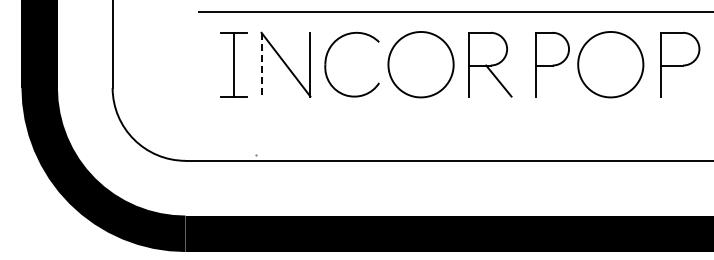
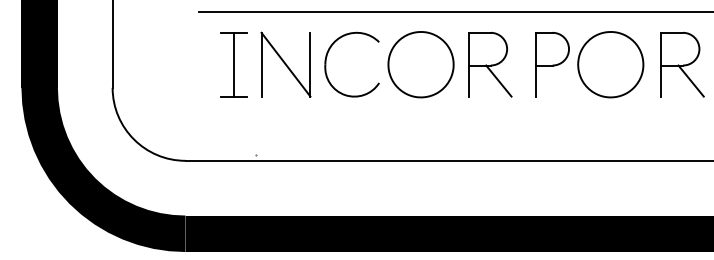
line: dashed -> solid (261, 64)
line: none -> present (690, 80)
